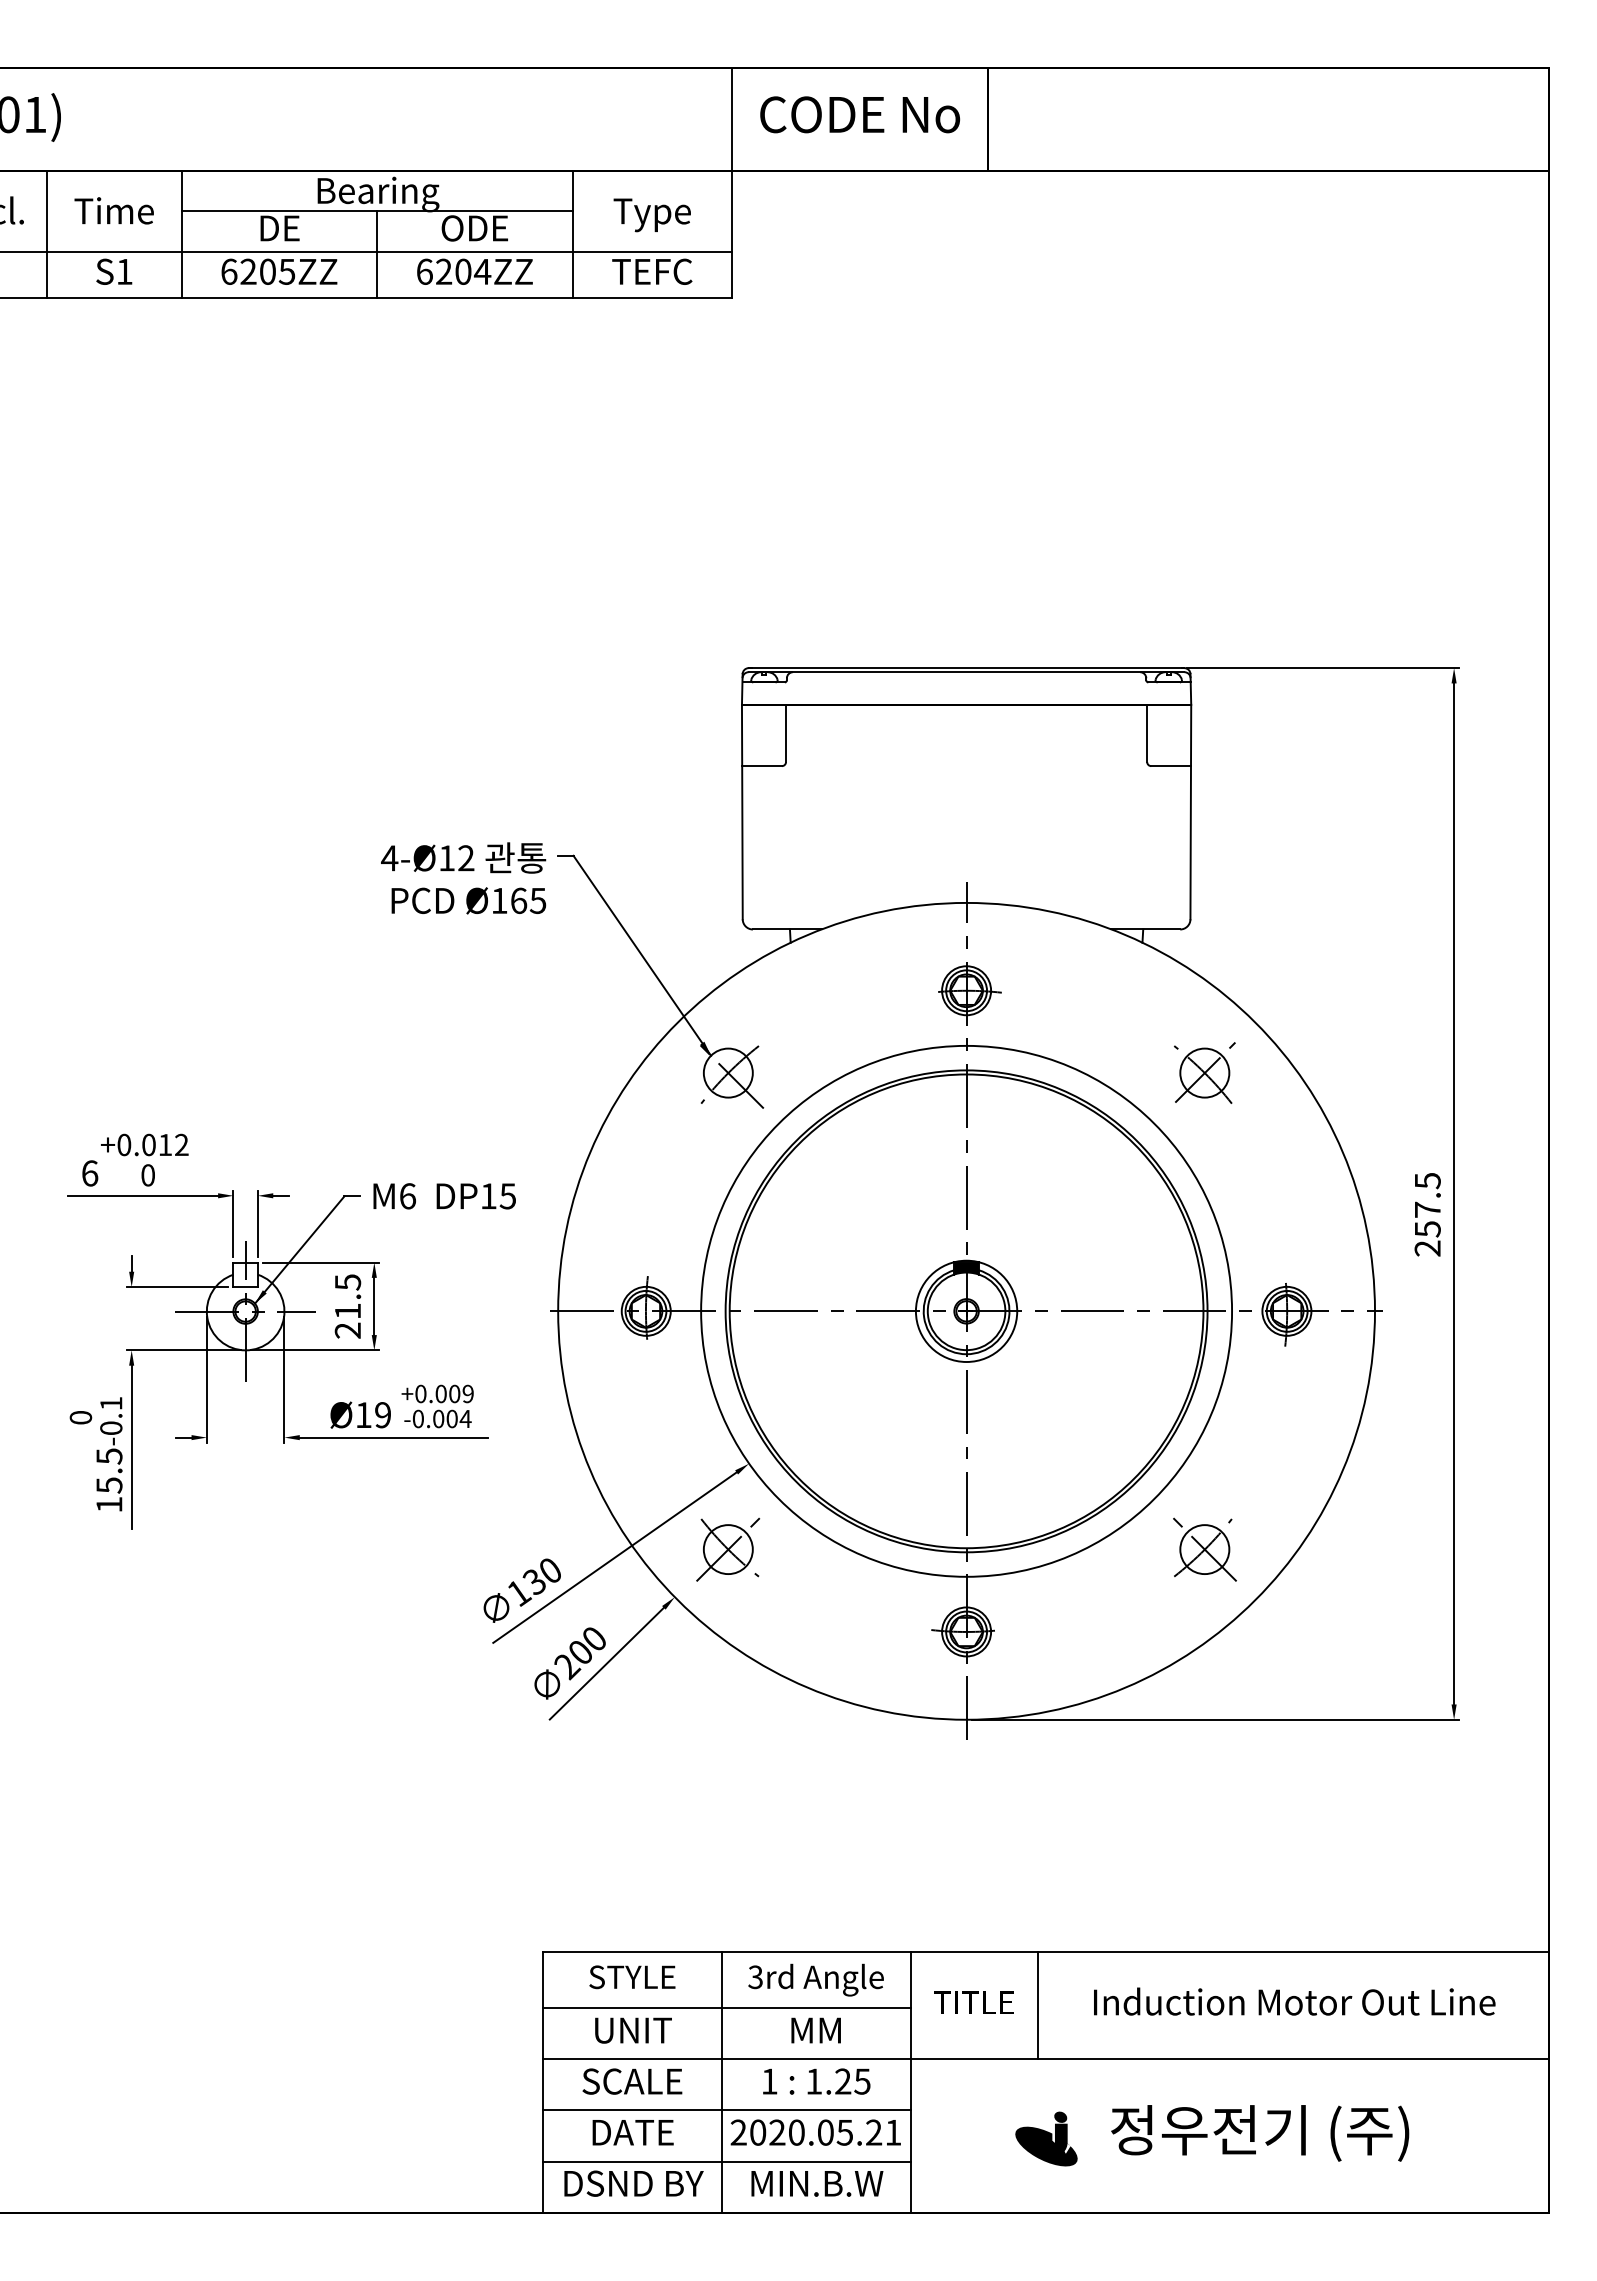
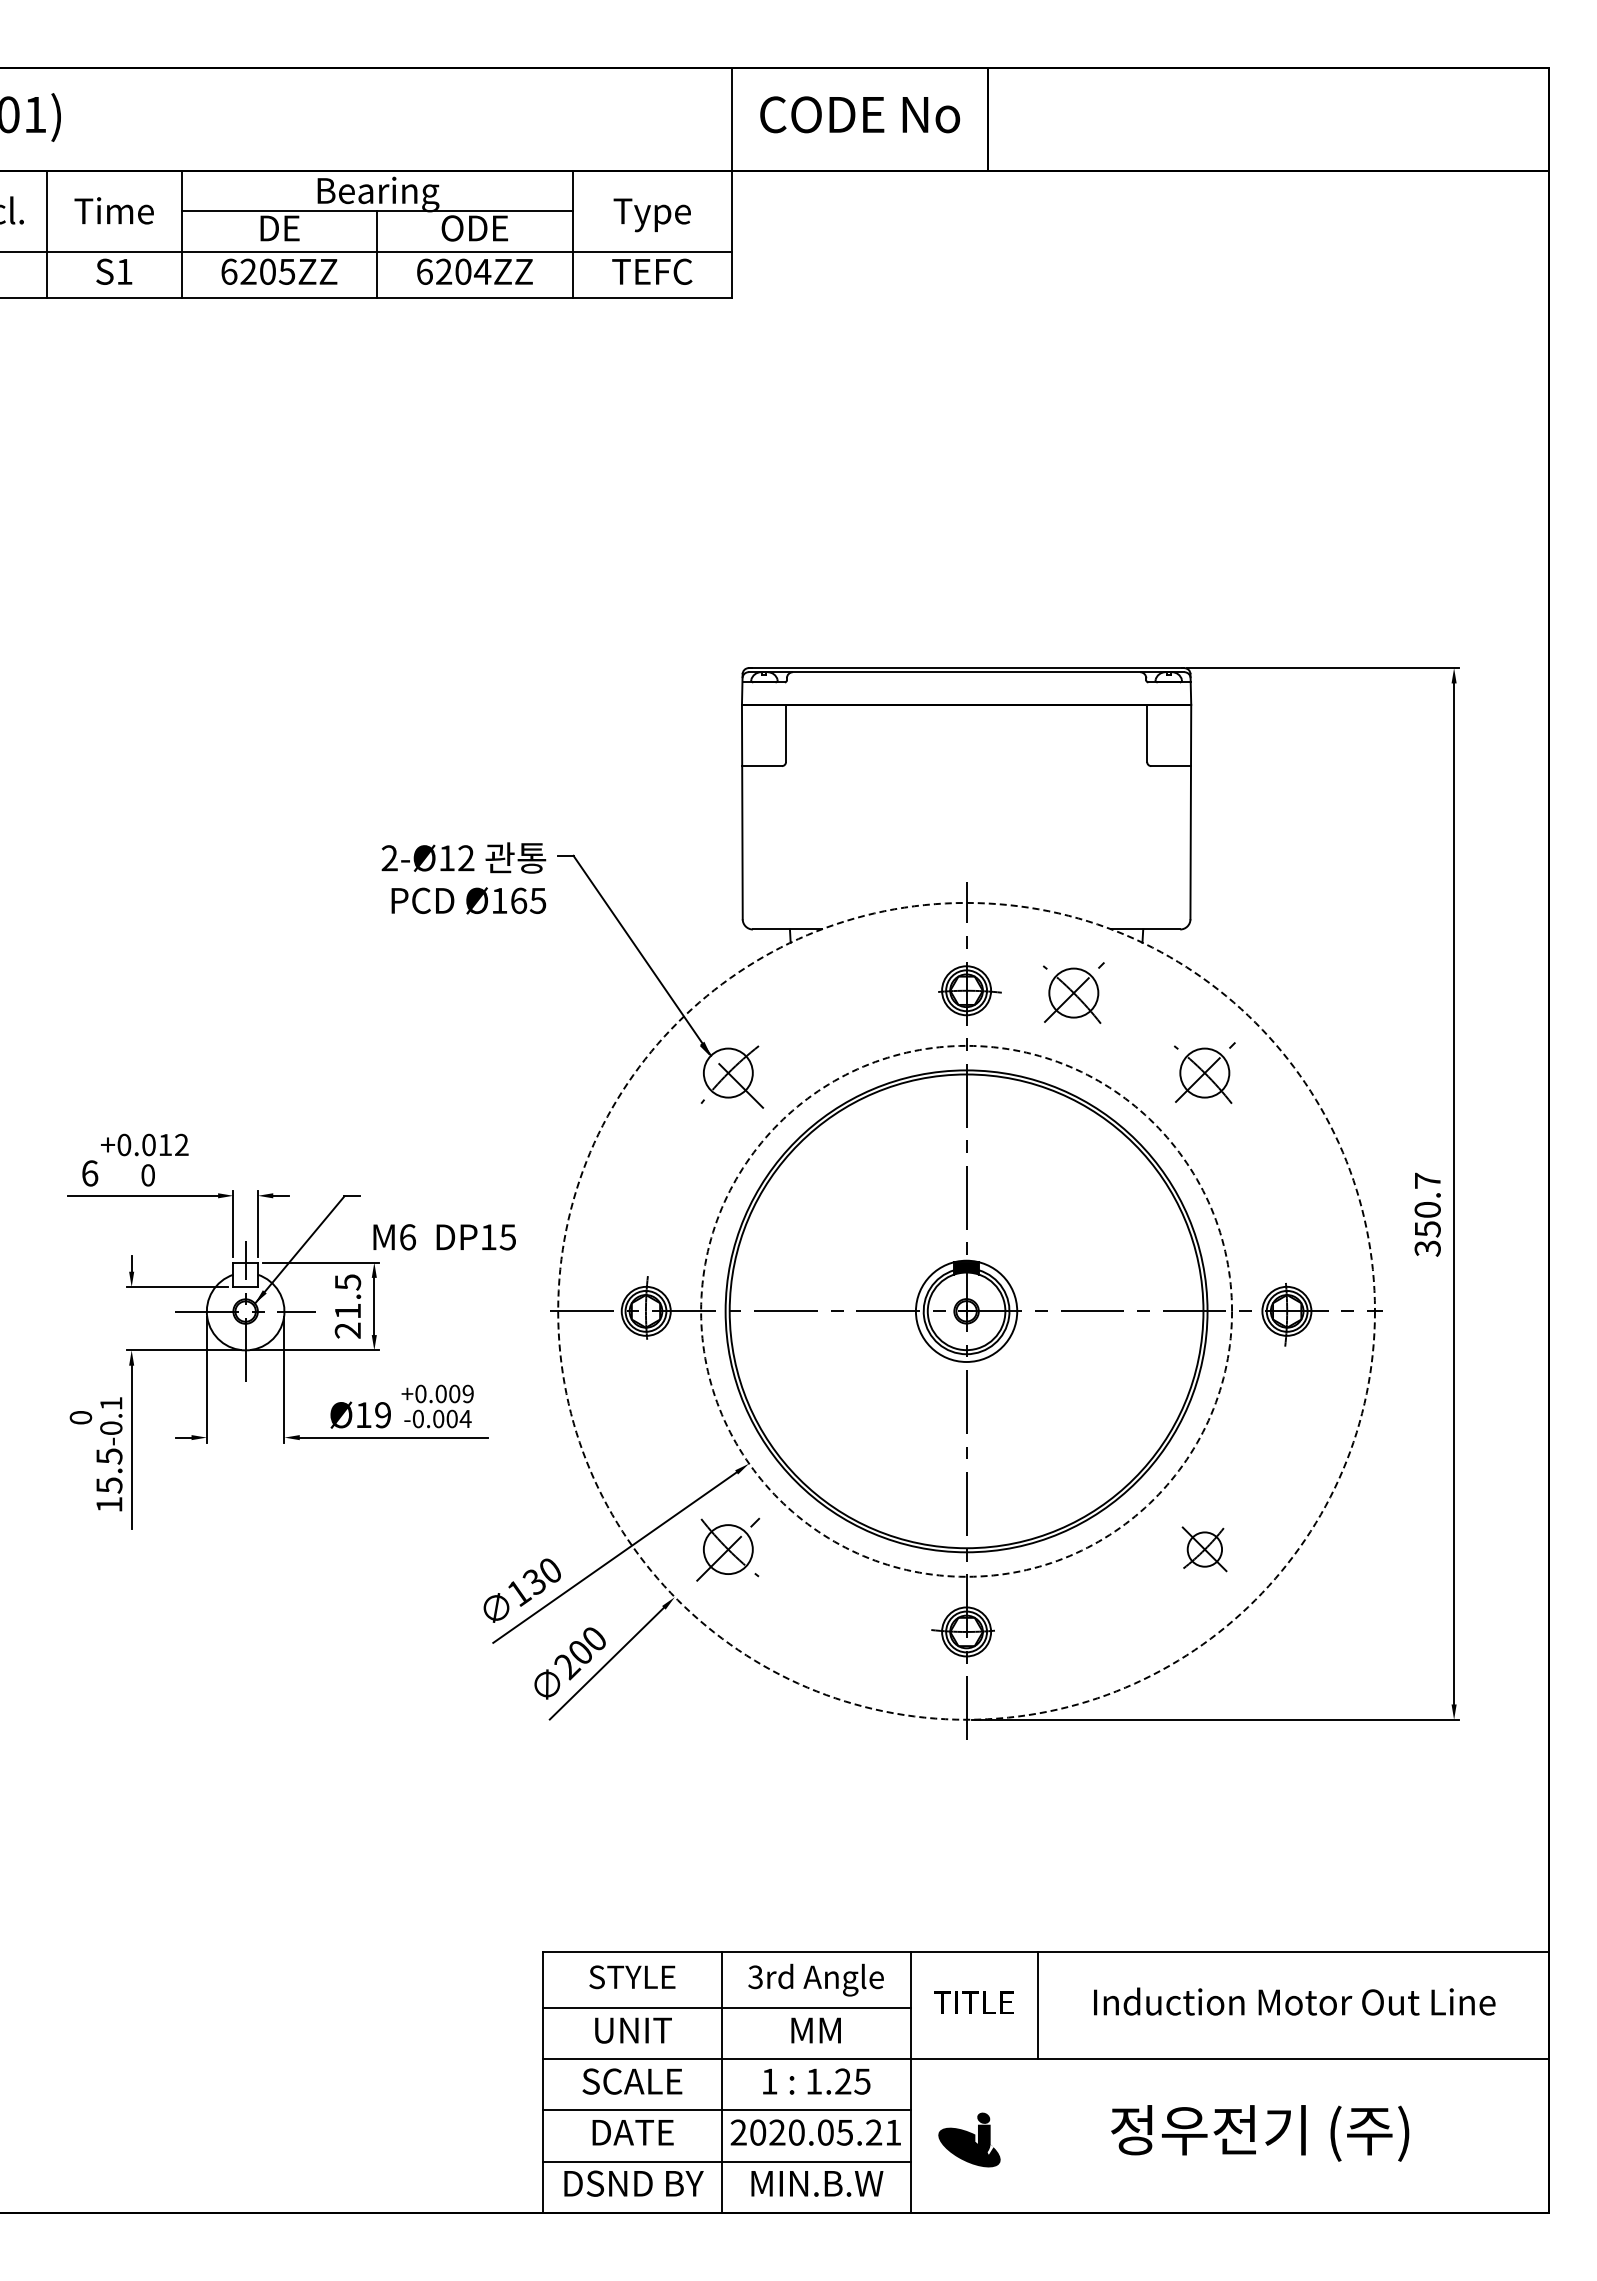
text: 4- -> 2- (389, 858)
part: none -> present (1073, 992)
text position: (444, 1196) -> (444, 1237) (444, 1237)
text: 257.5 -> 350.7 (1427, 1214)
circle: solid -> dashed (966, 1310)
circle: solid -> dashed (966, 1310)
part size: 64x65 px -> 47x47 px (1204, 1549)
part position: (1046, 2138) -> (969, 2139) (969, 2139)
